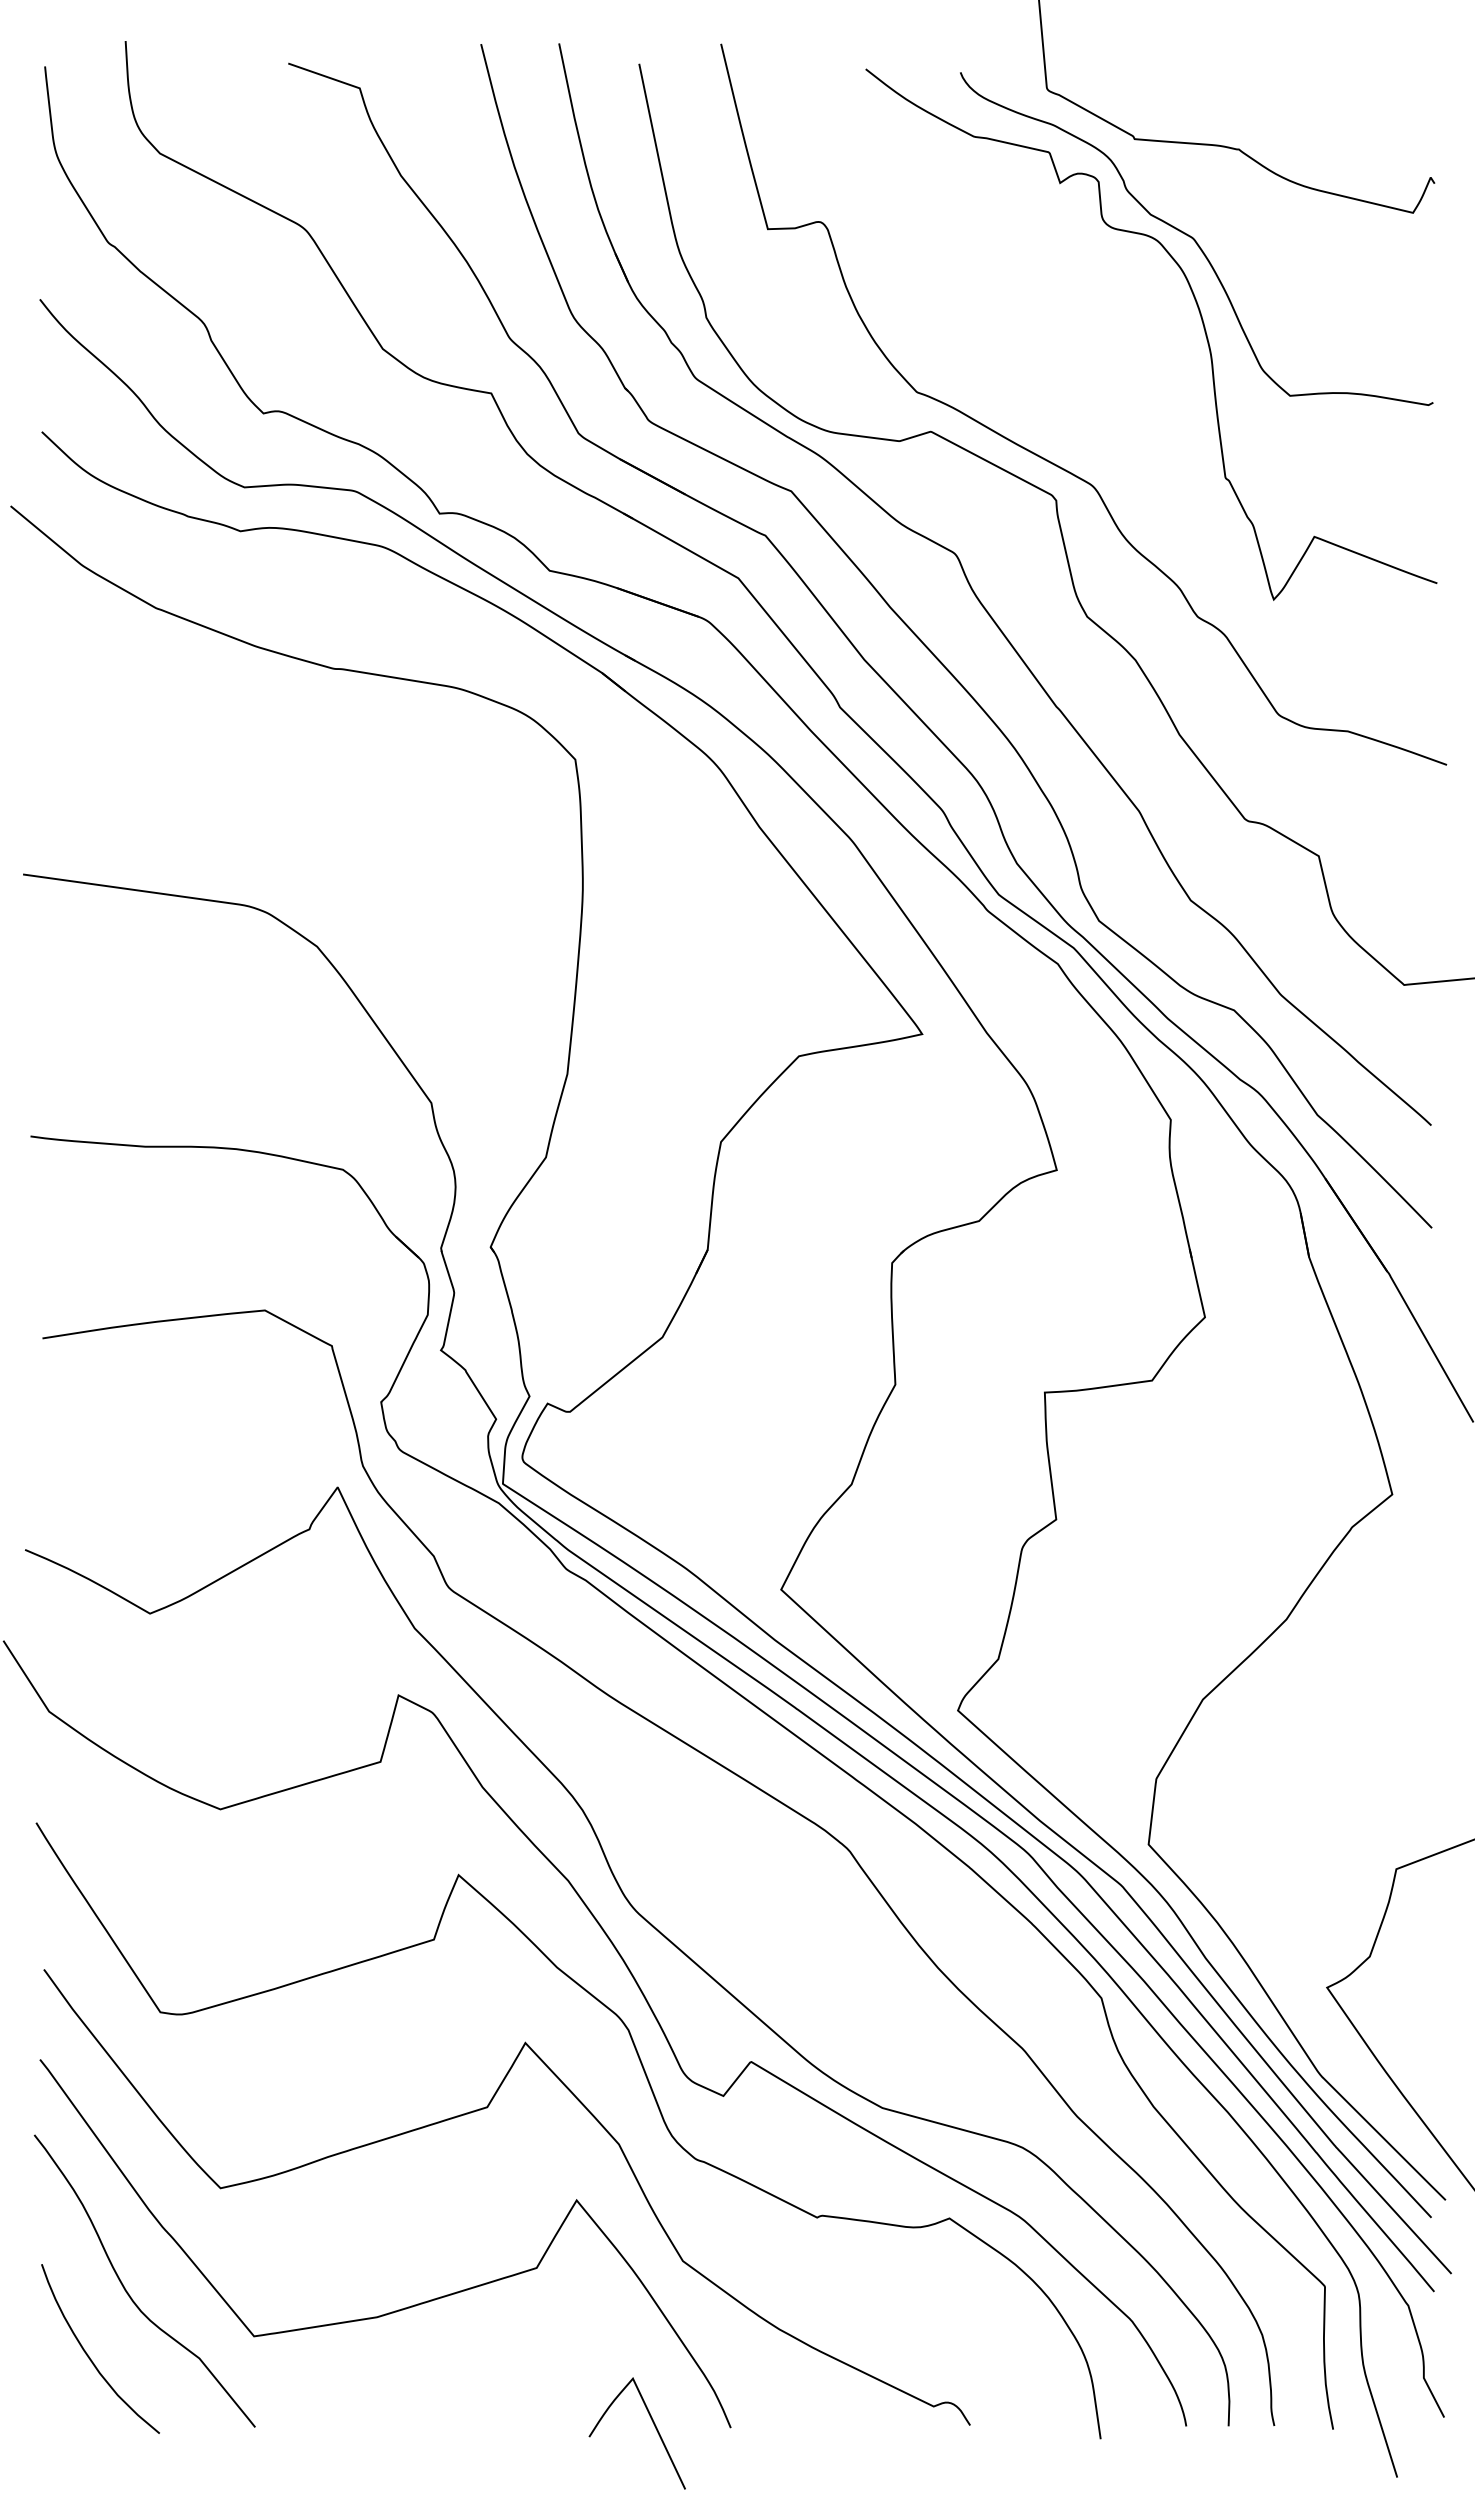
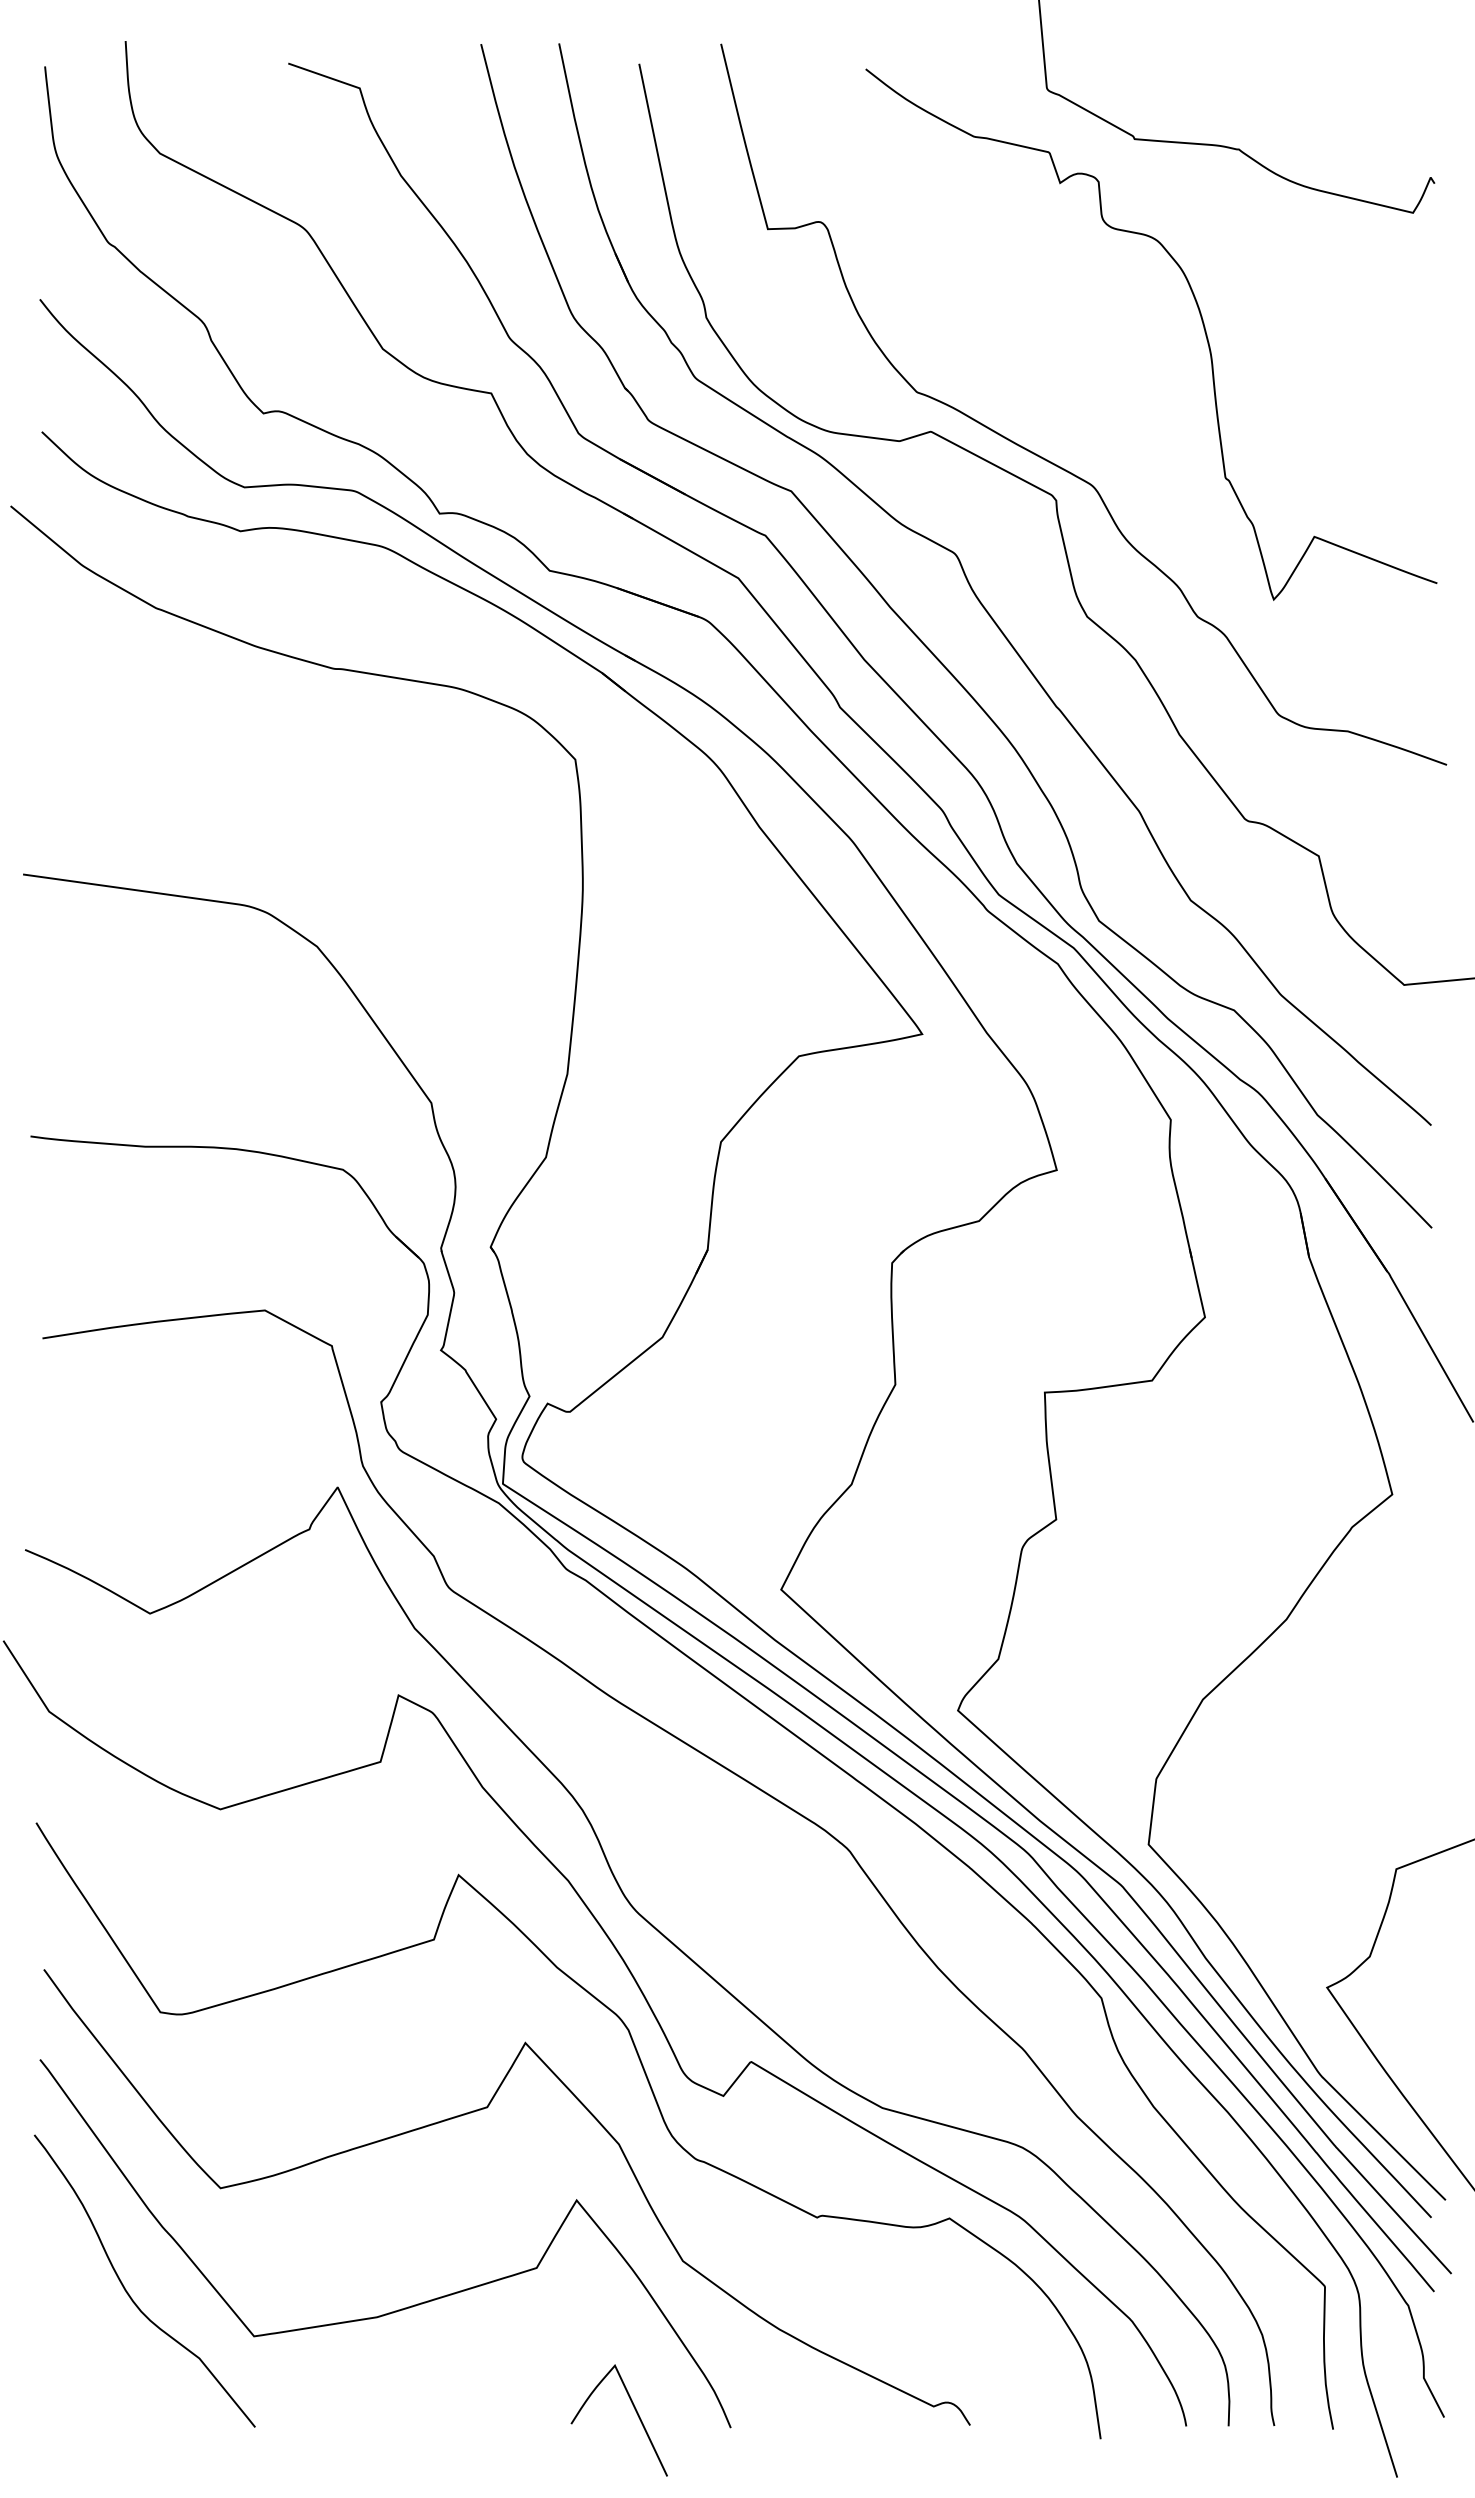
curve: present -> none (1195, 239)
curve: present -> none (88, 2354)
curve position: (653, 2424) -> (635, 2411) (635, 2411)
